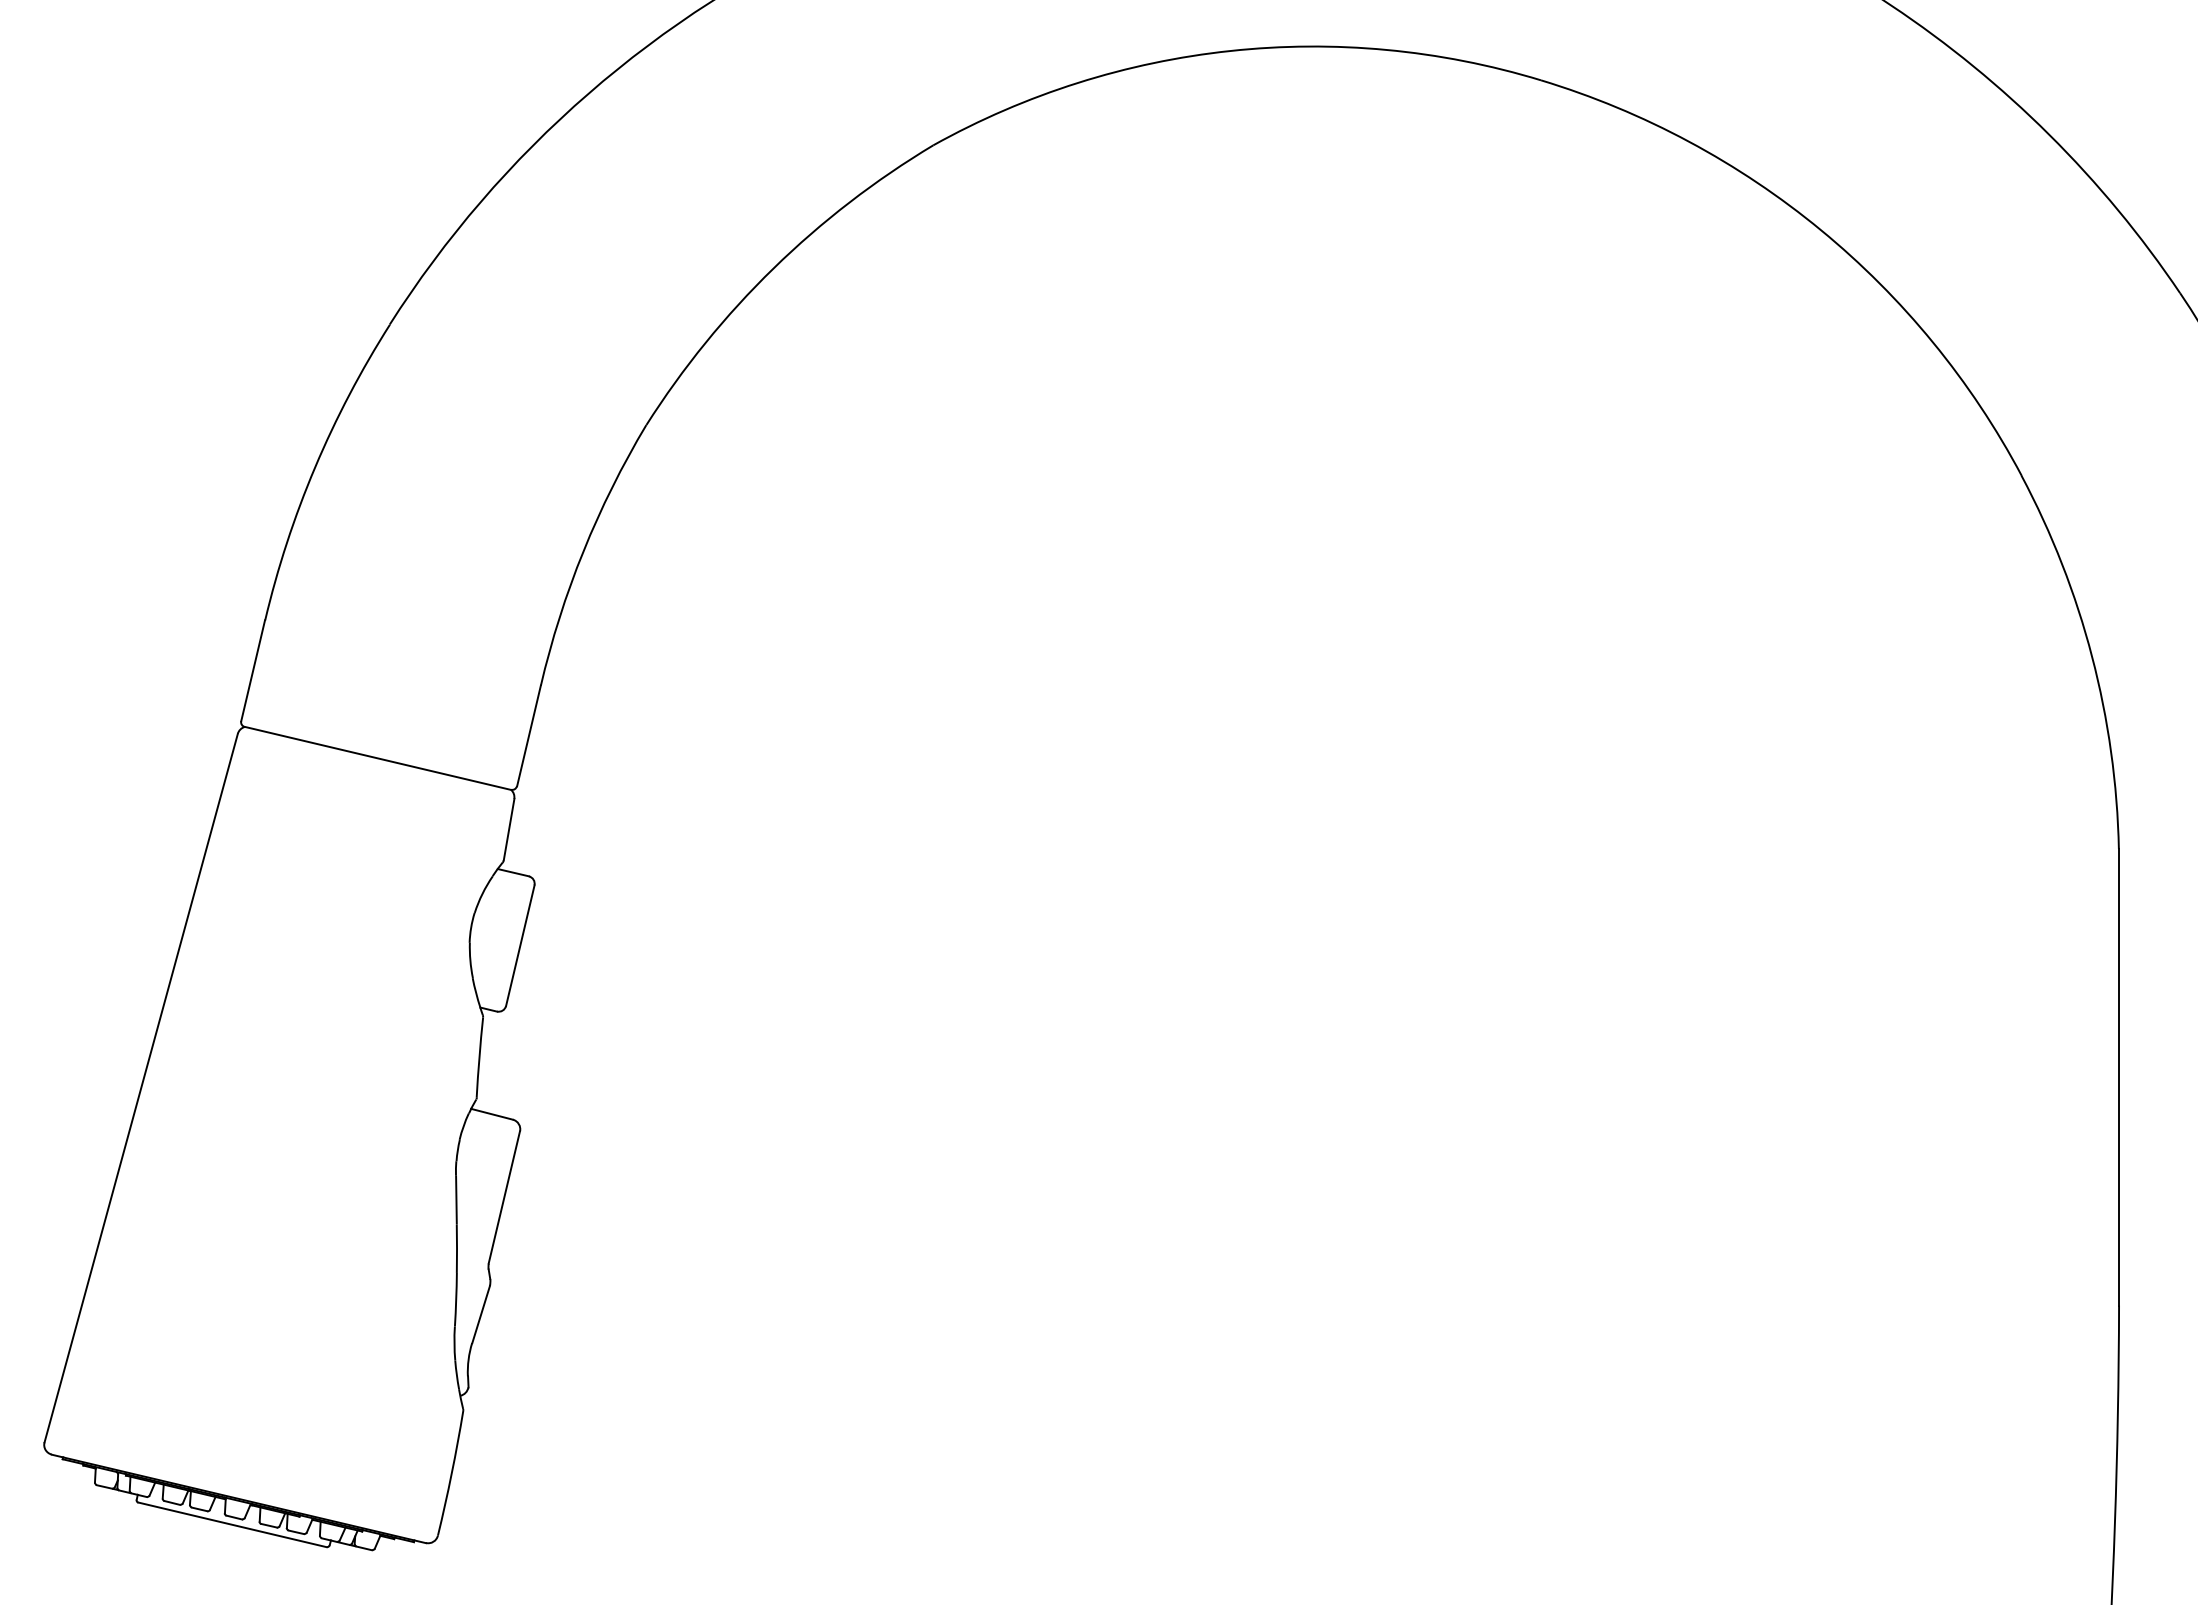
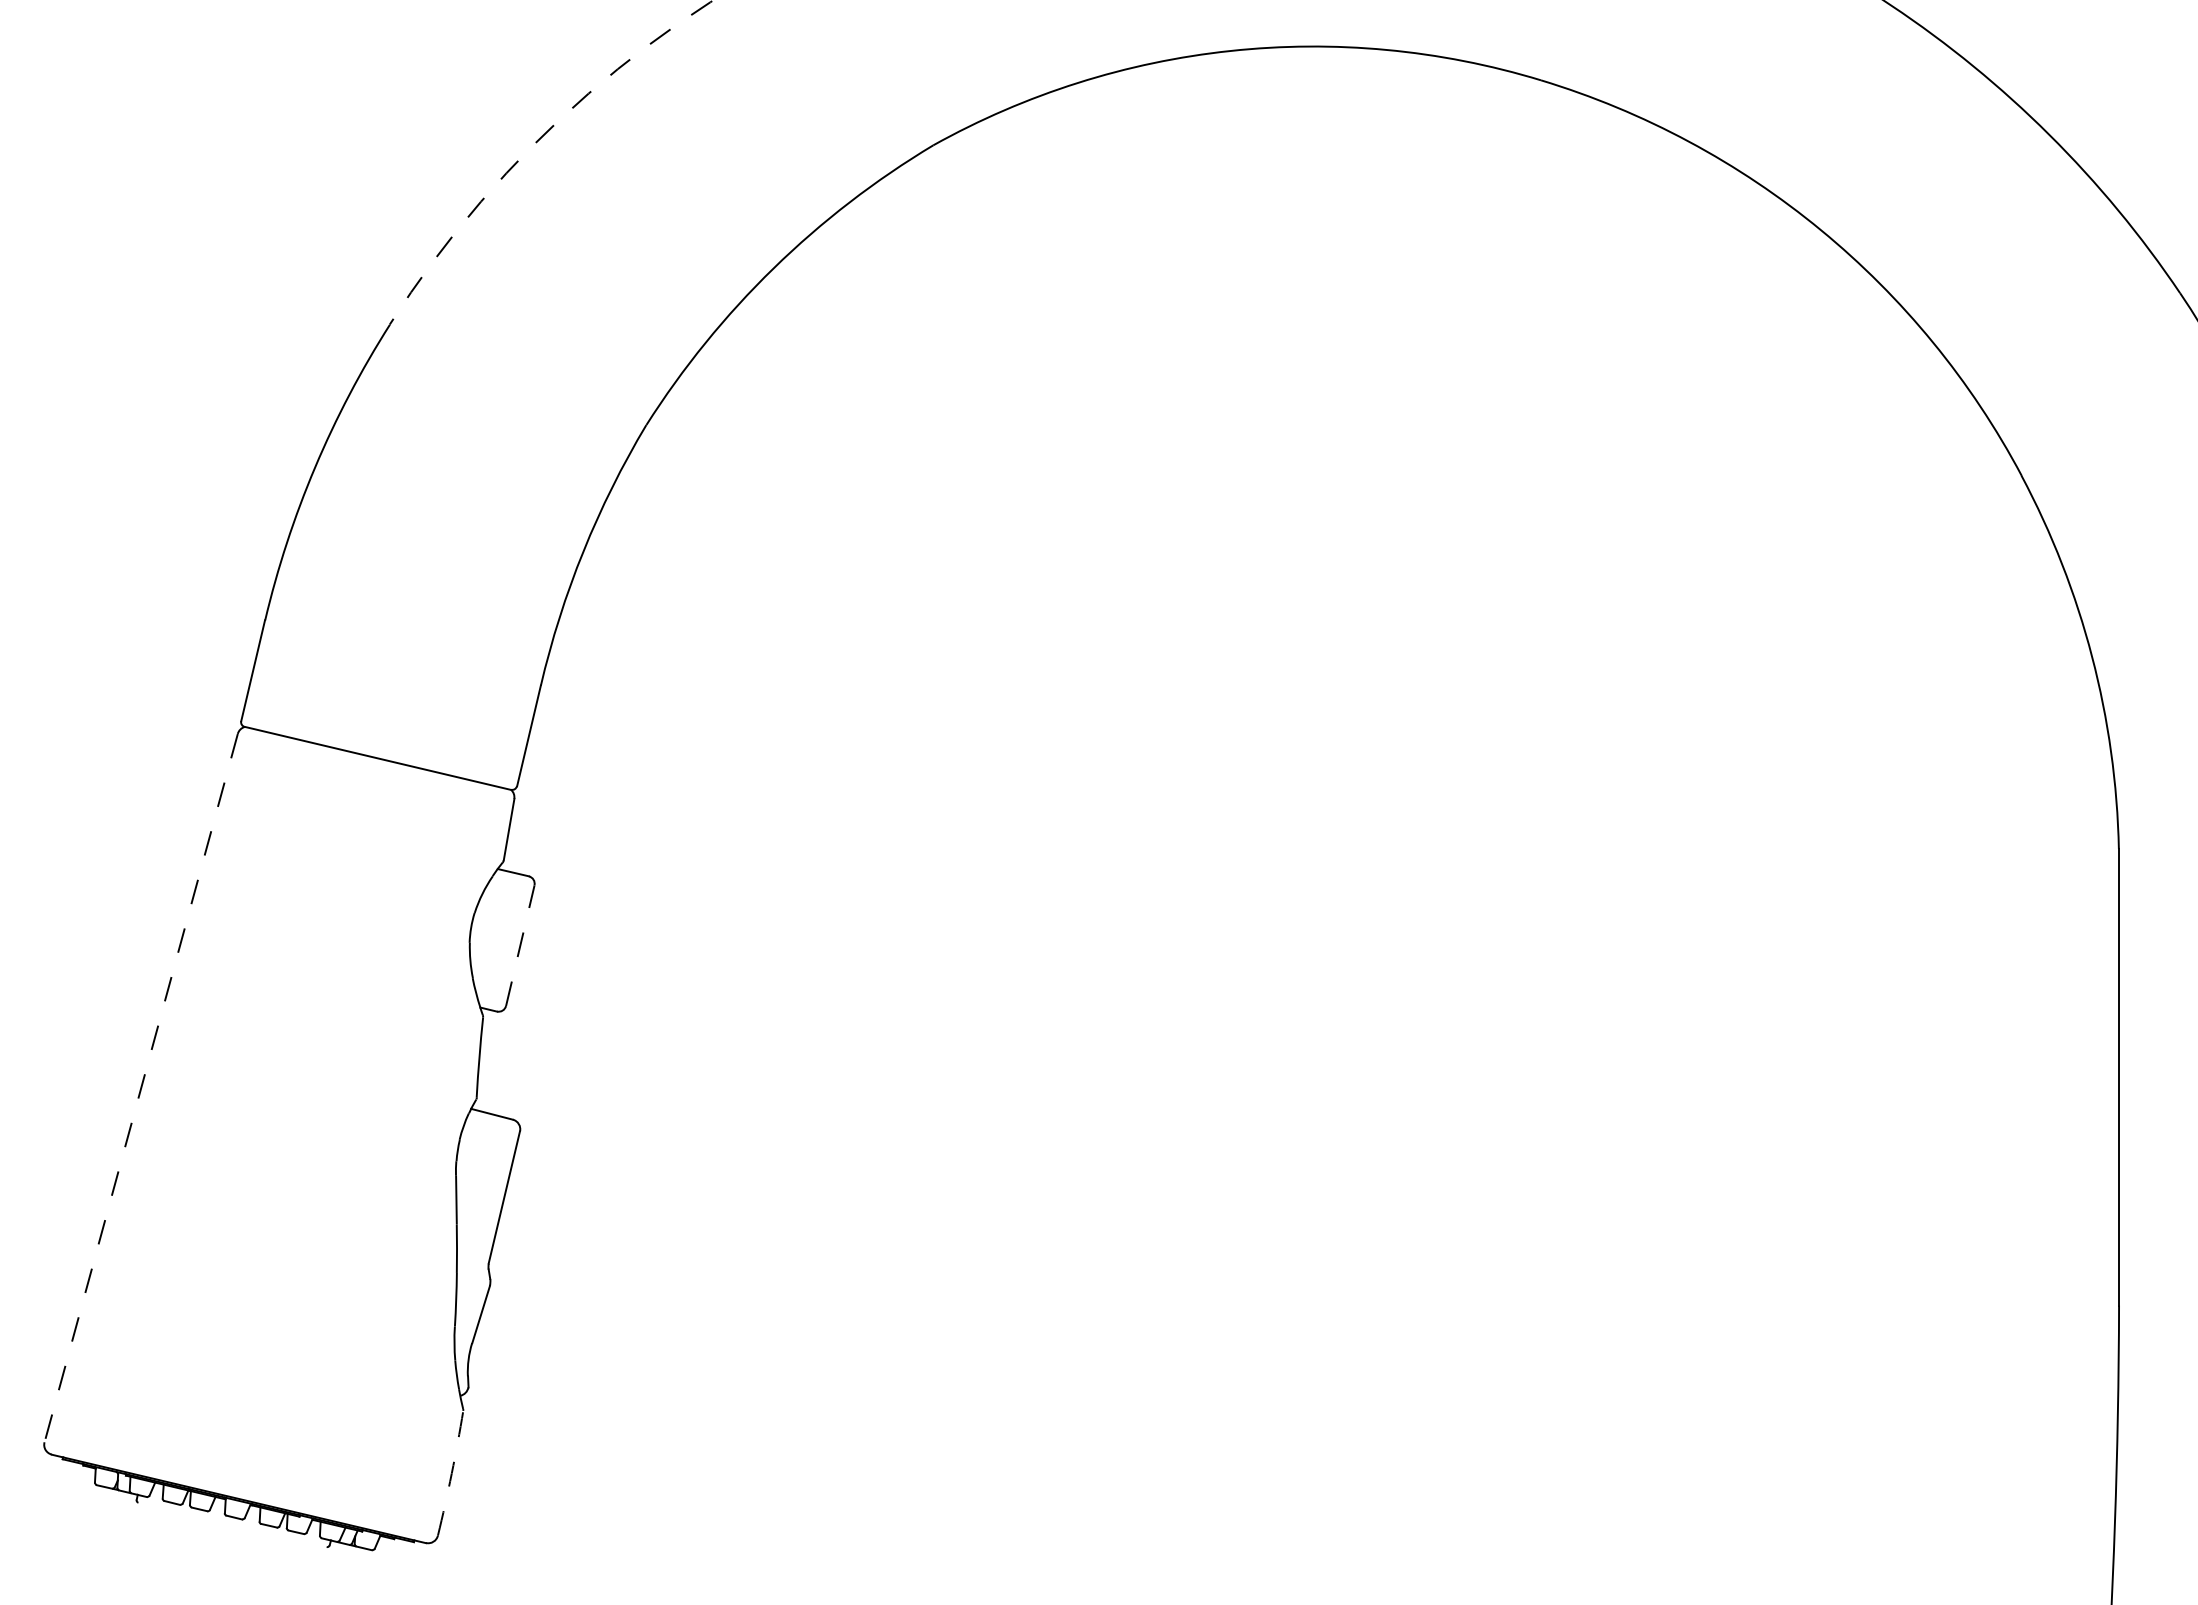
arc: solid -> dashed (534, 144)
line: solid -> dashed (520, 945)
line: solid -> dashed (141, 1088)
arc: solid -> dashed (451, 1473)
line: present -> none (232, 1524)
